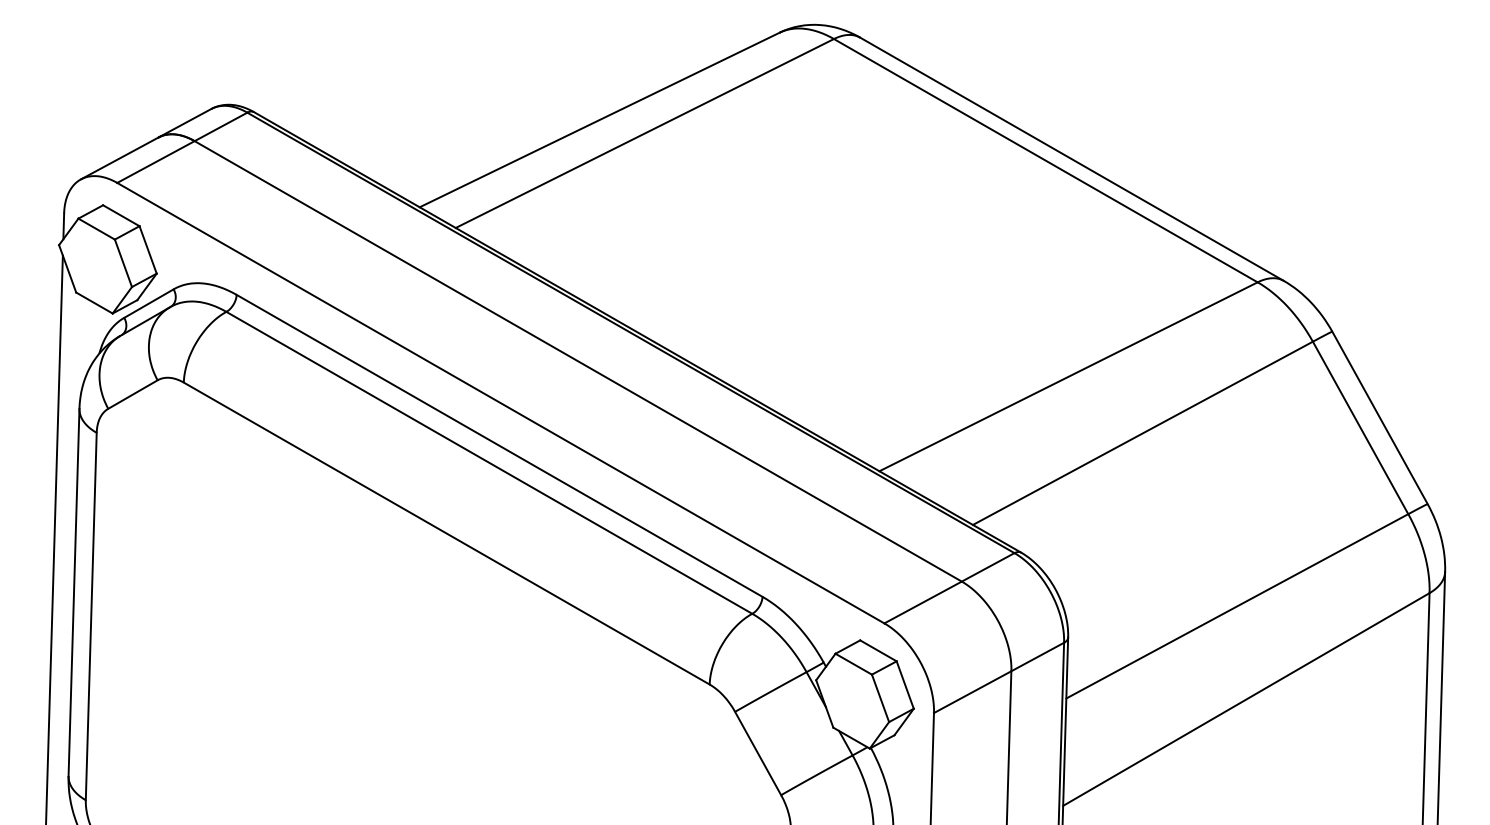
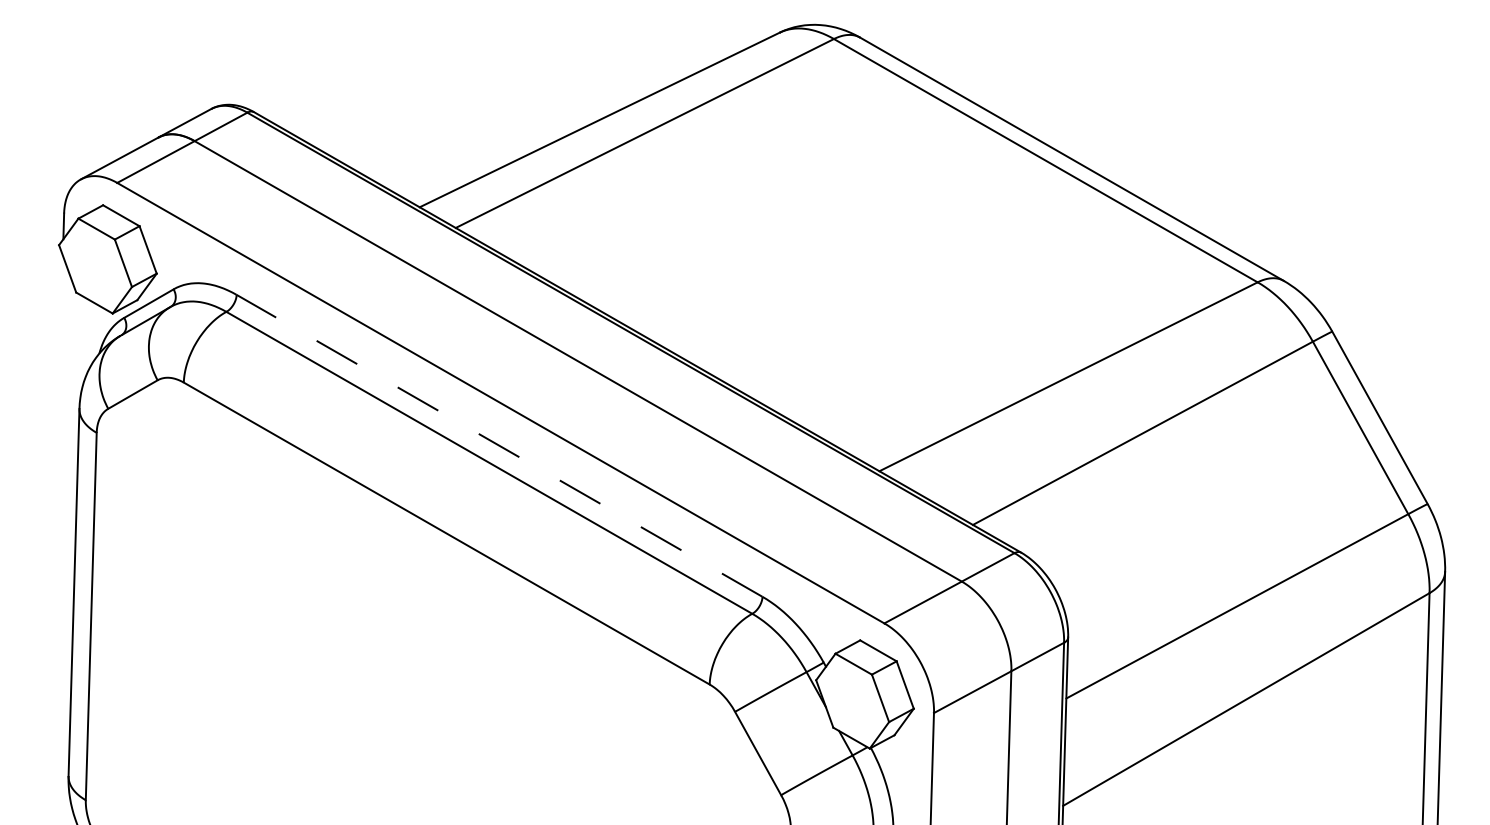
line: solid -> dashed (499, 445)
line: present -> none (54, 538)
